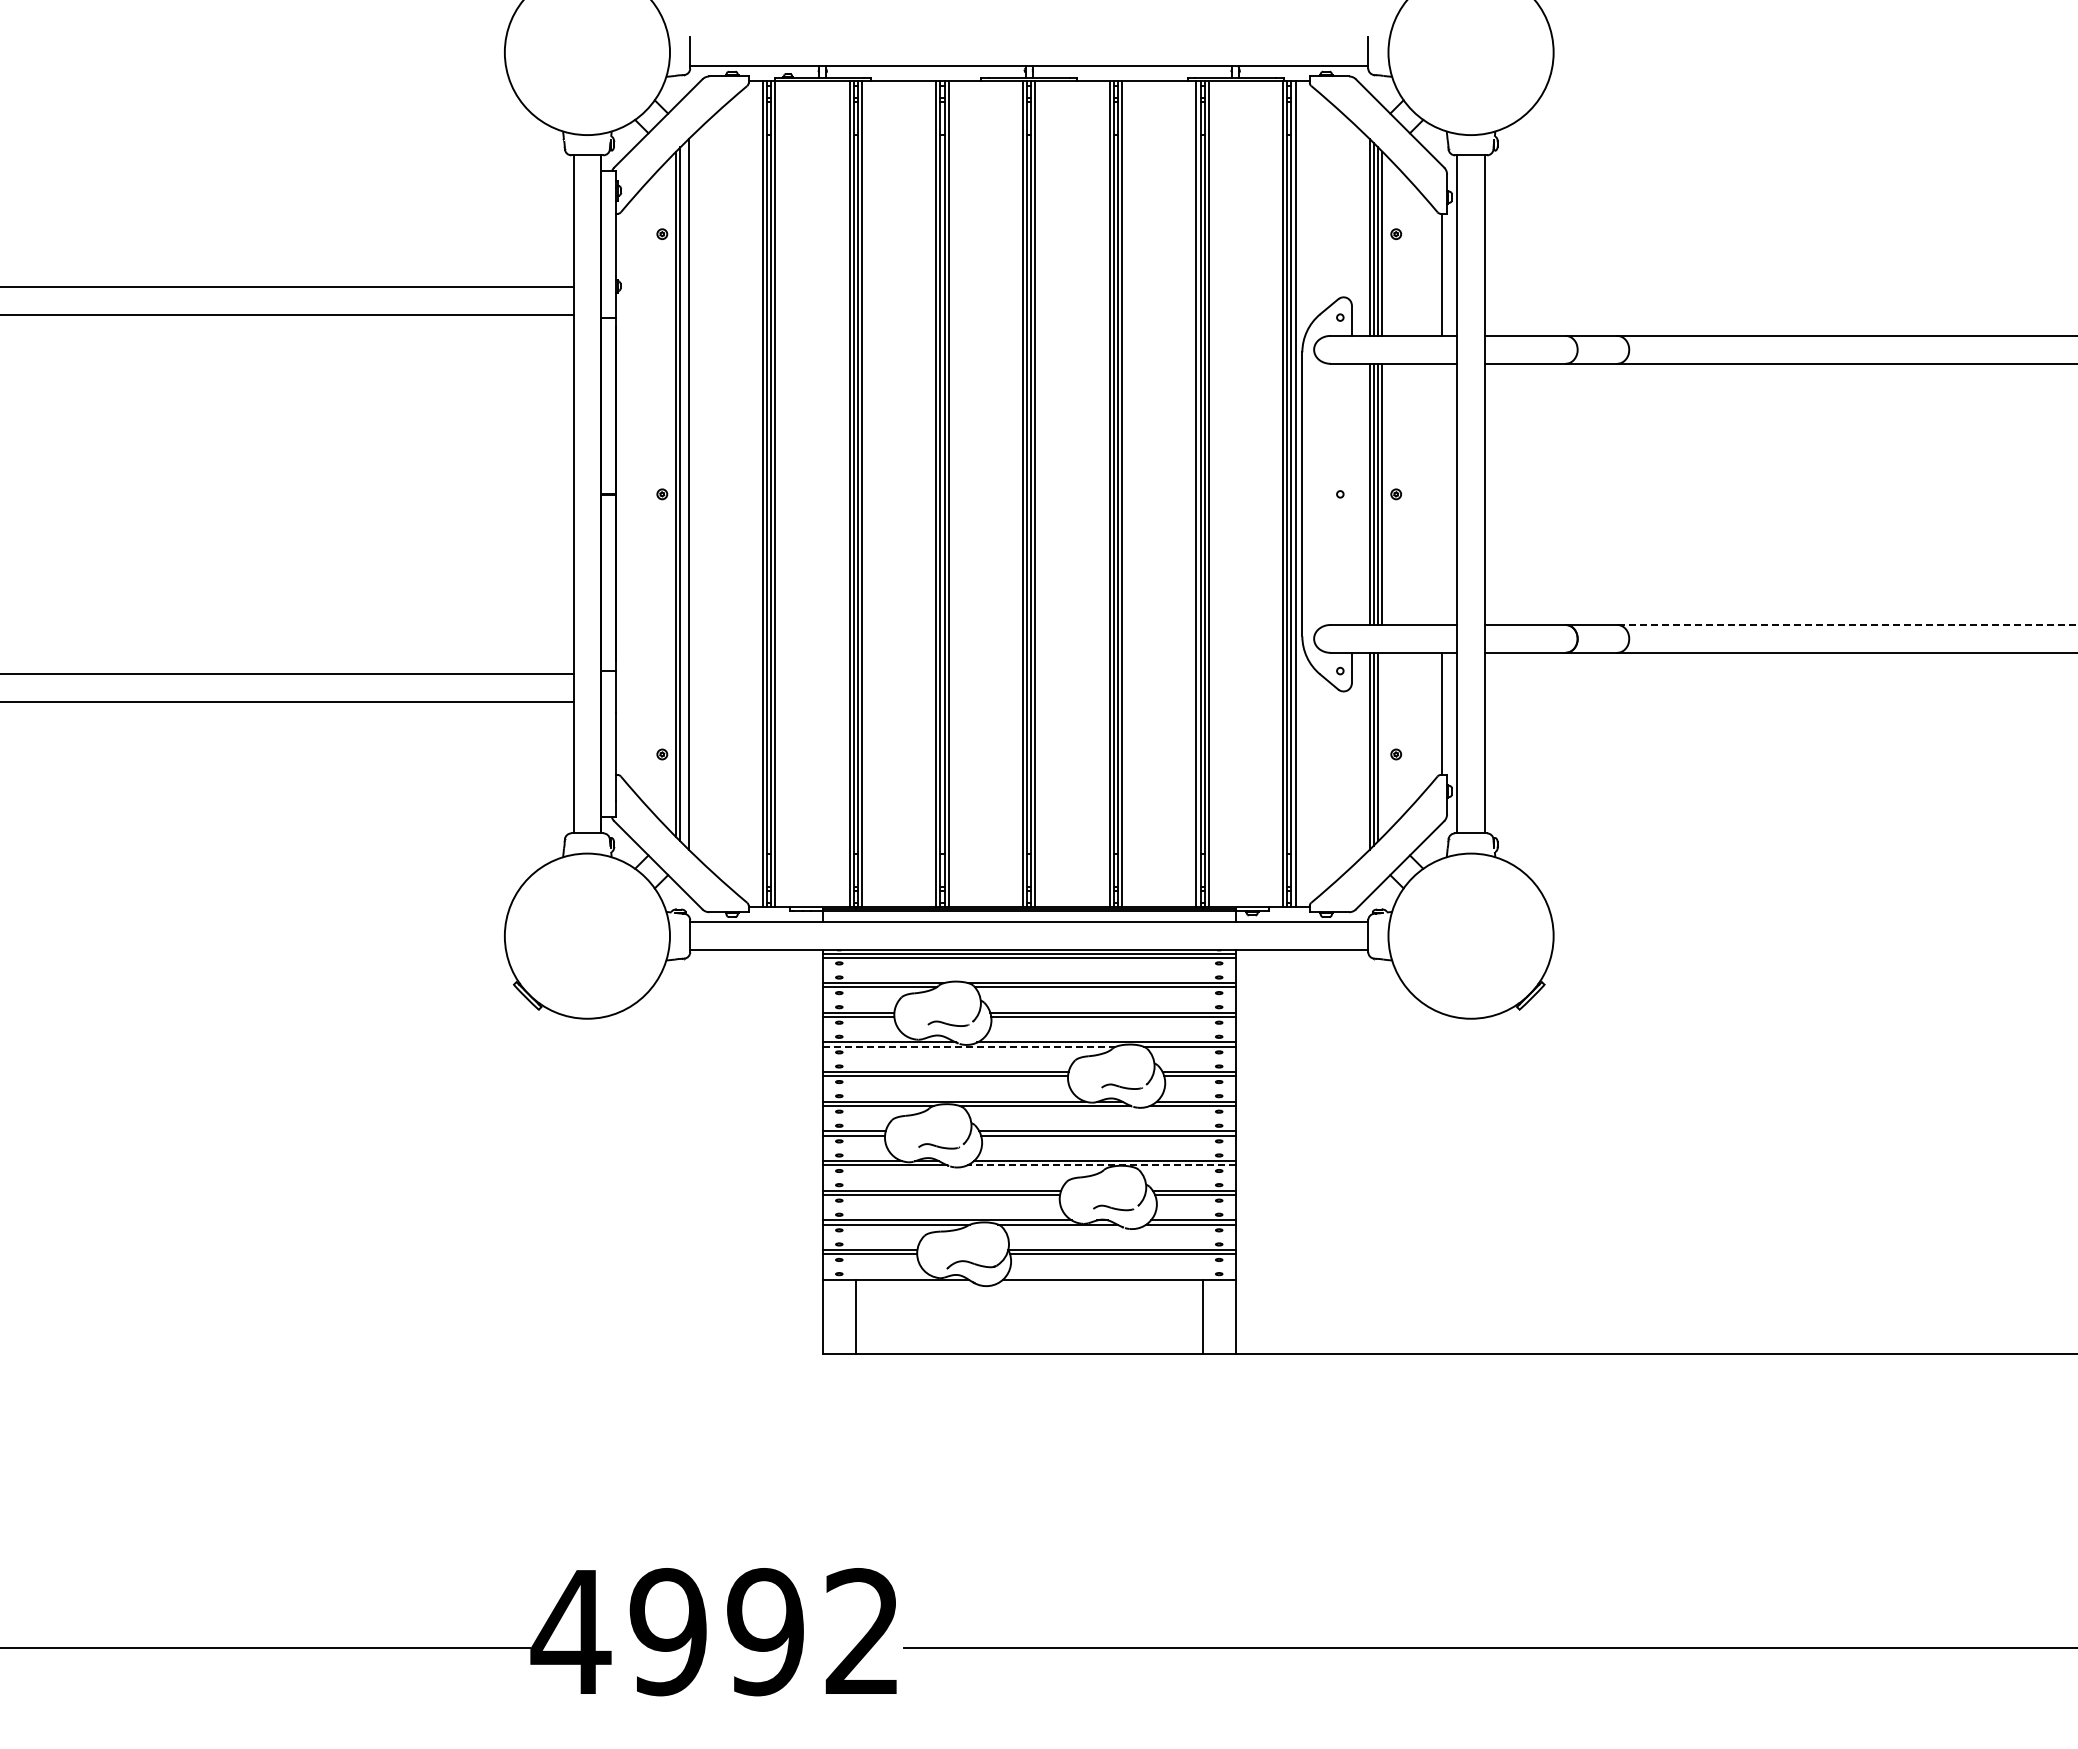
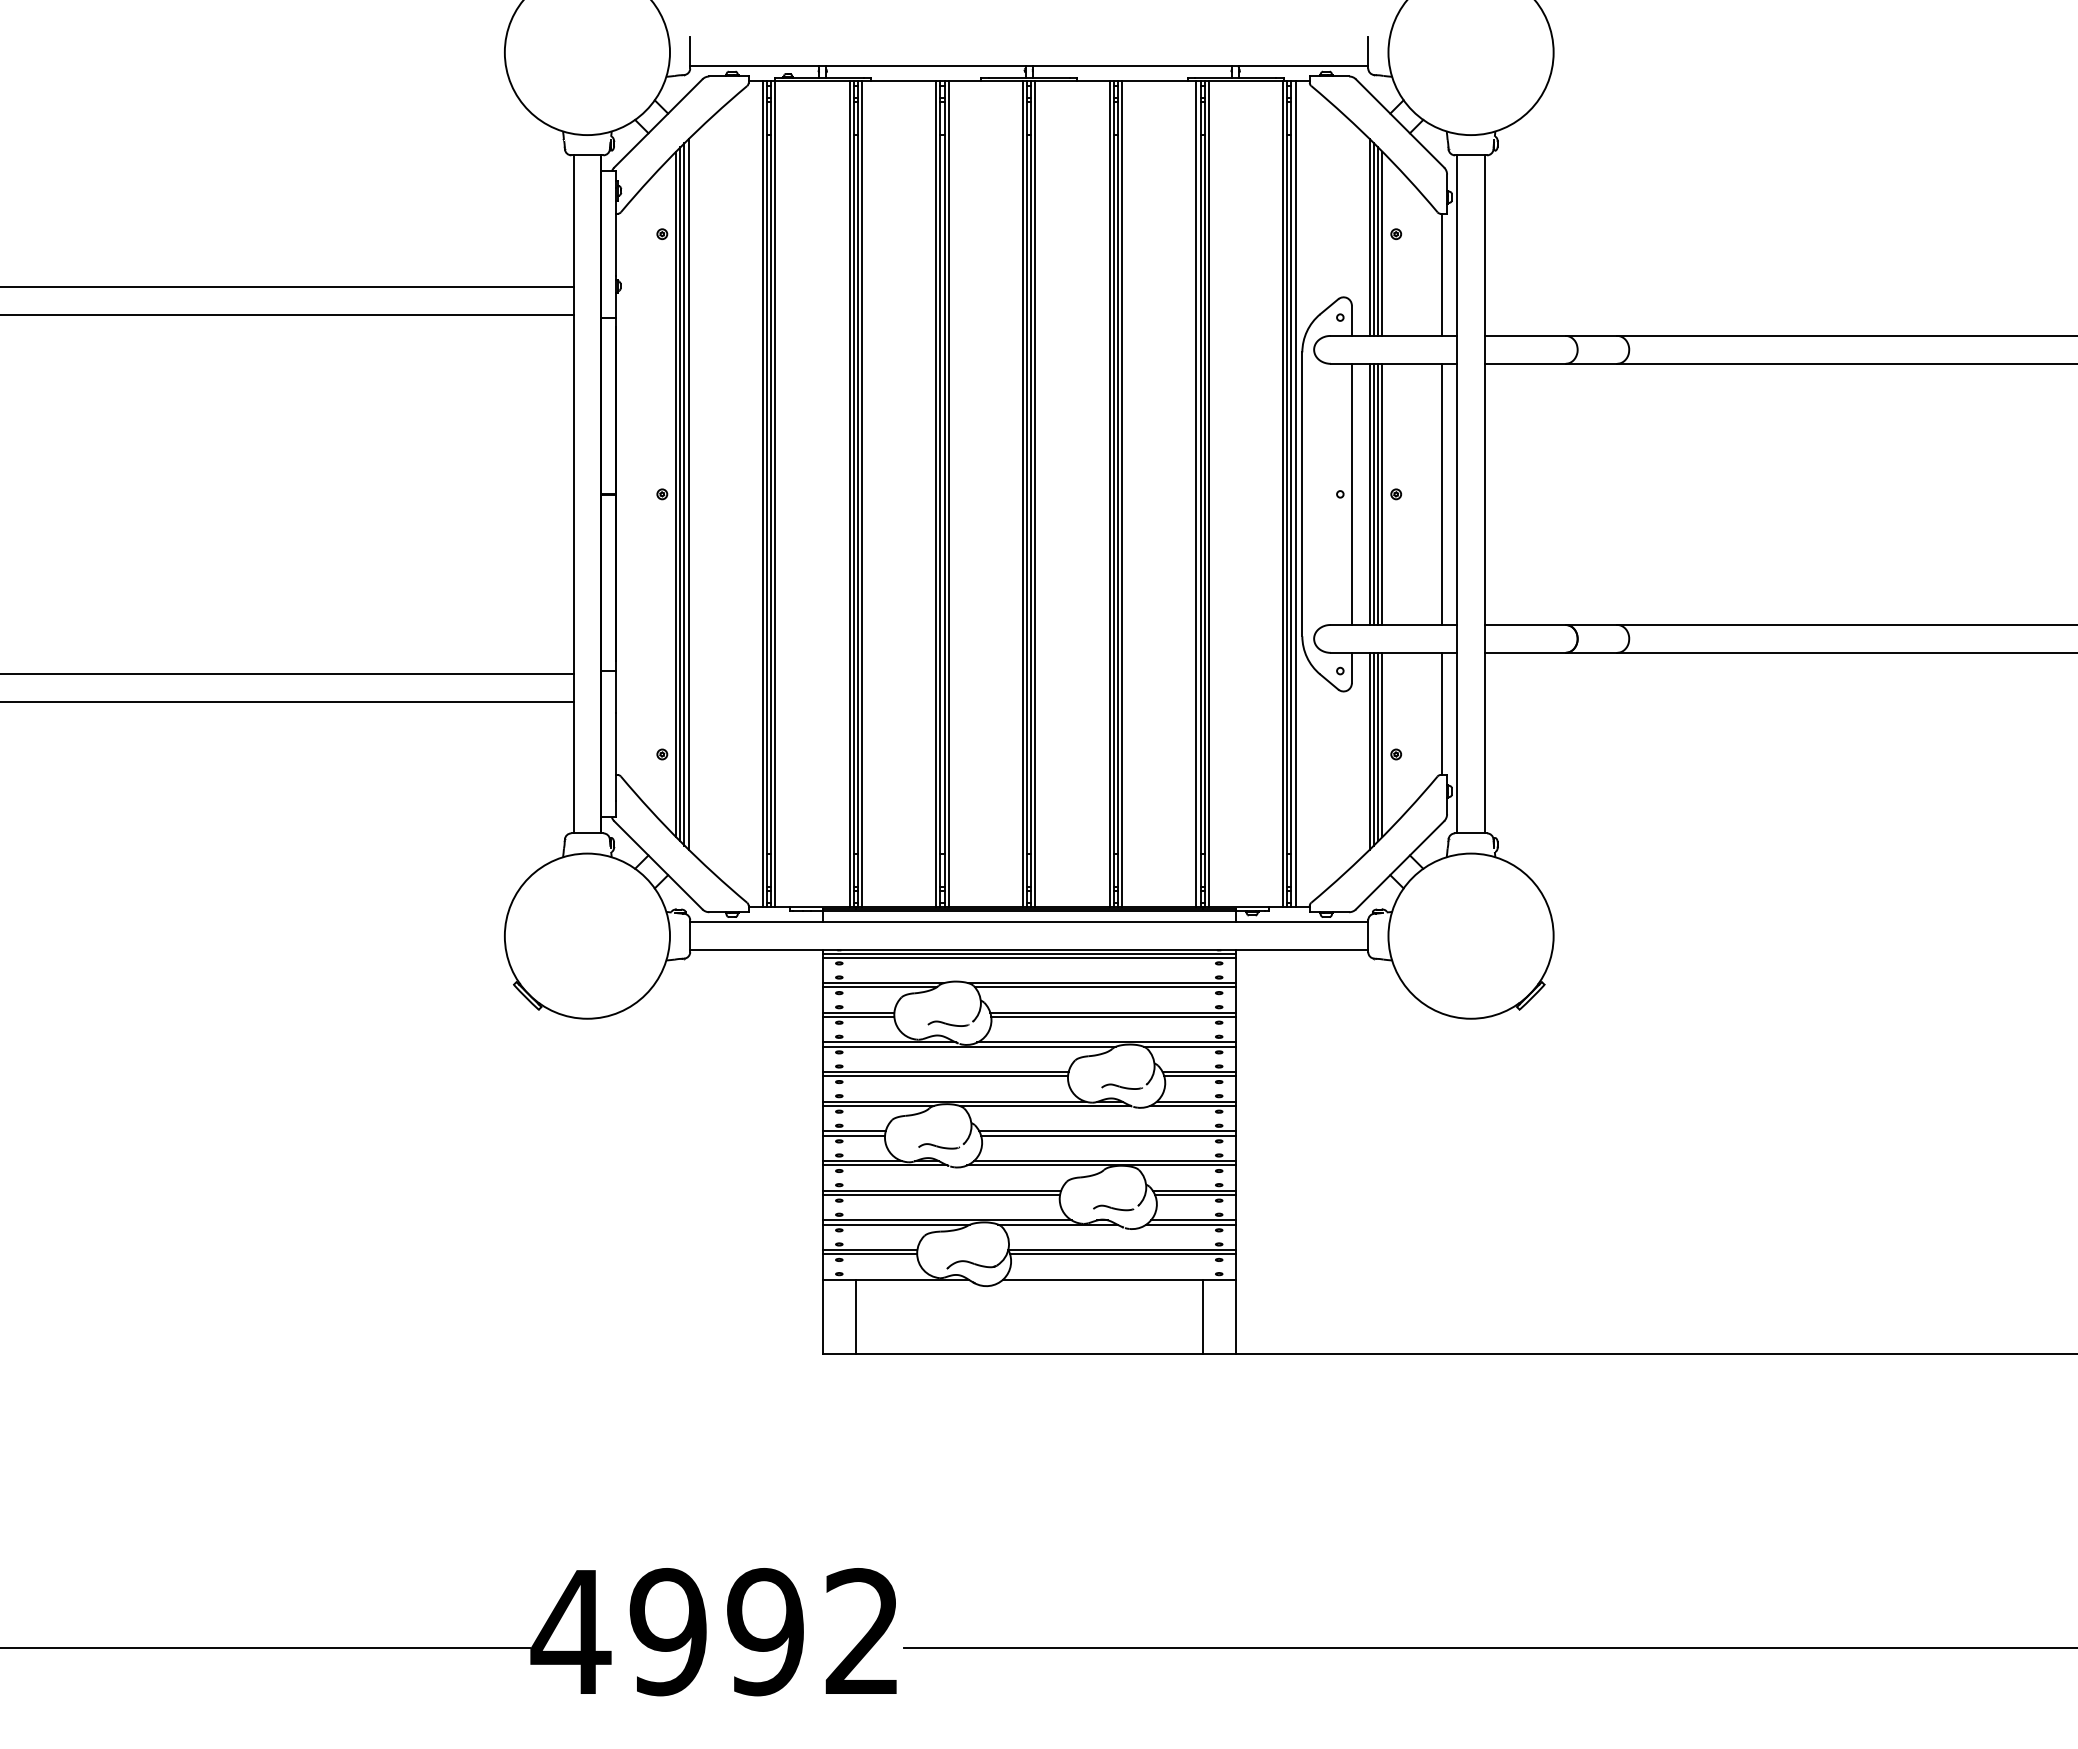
line: none -> present (684, 494)
line: none -> present (1351, 494)
line: none -> present (1442, 494)
line: dashed -> solid (1847, 625)
line: none -> present (1382, 744)
line: dashed -> solid (969, 1046)
line: dashed -> solid (1101, 1165)
